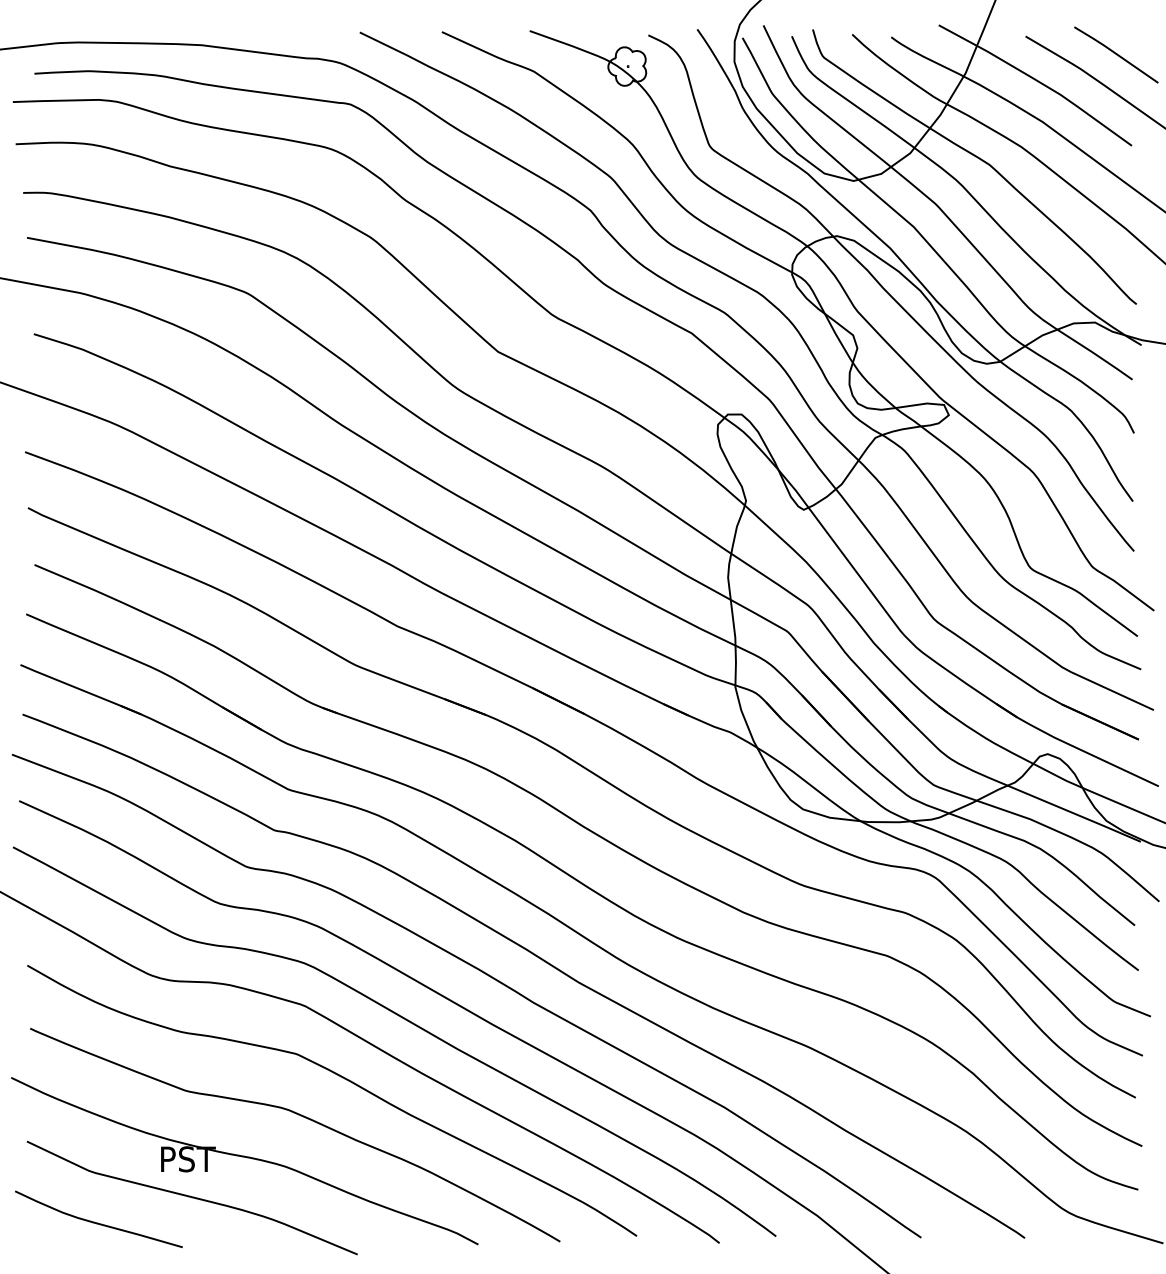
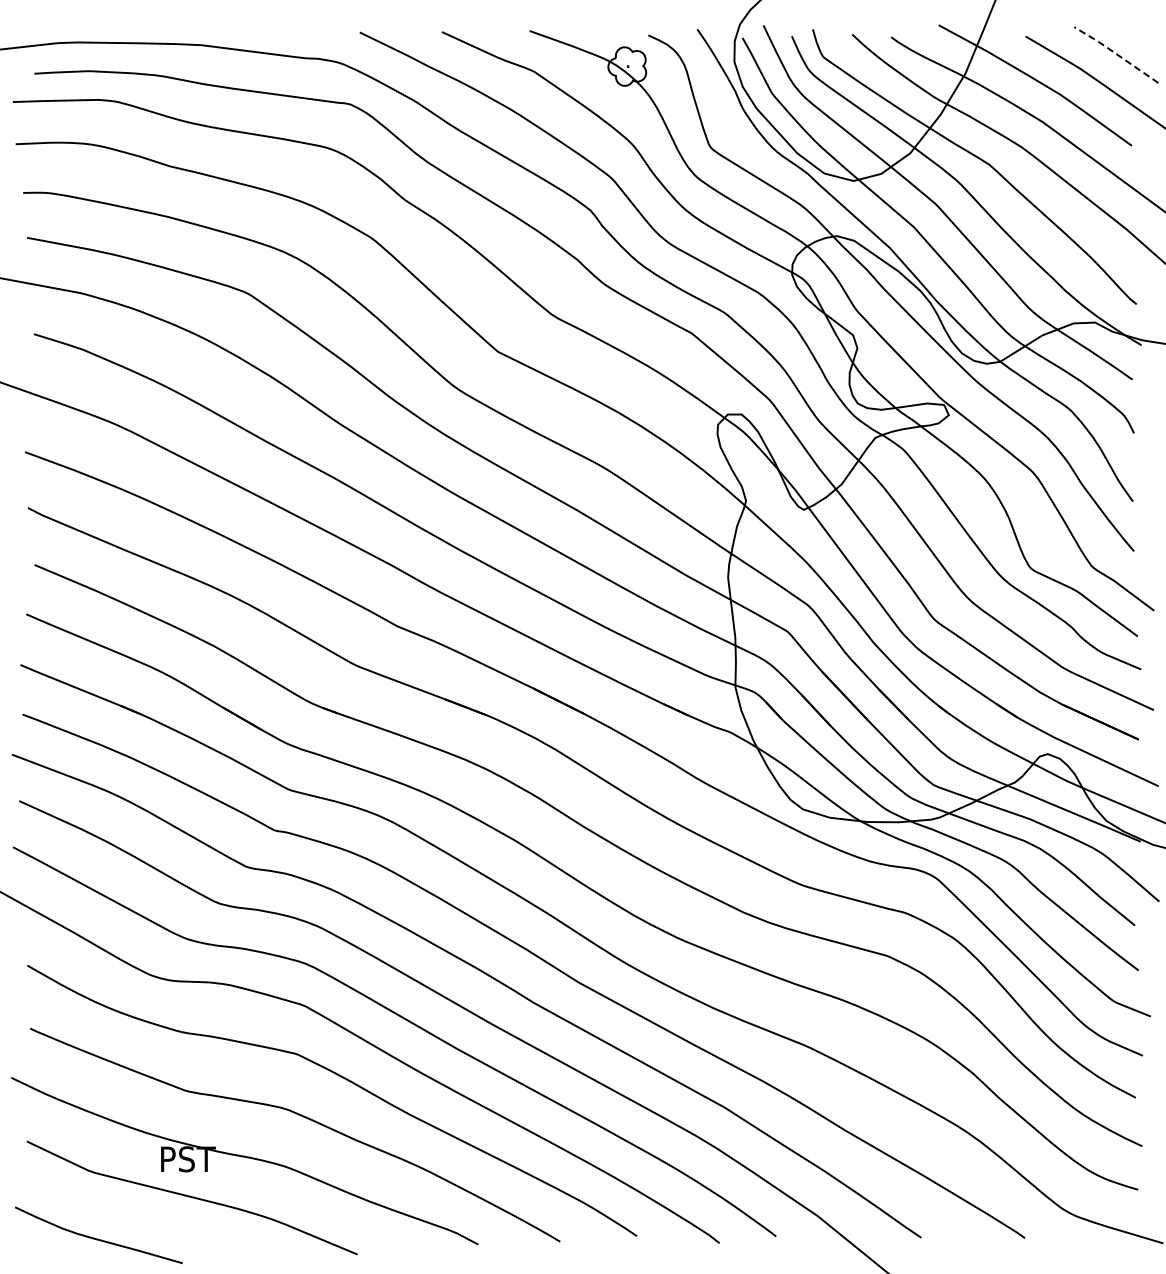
line: solid -> dashed (1115, 53)
curve position: (98, 1222) -> (98, 1238) (98, 1238)
